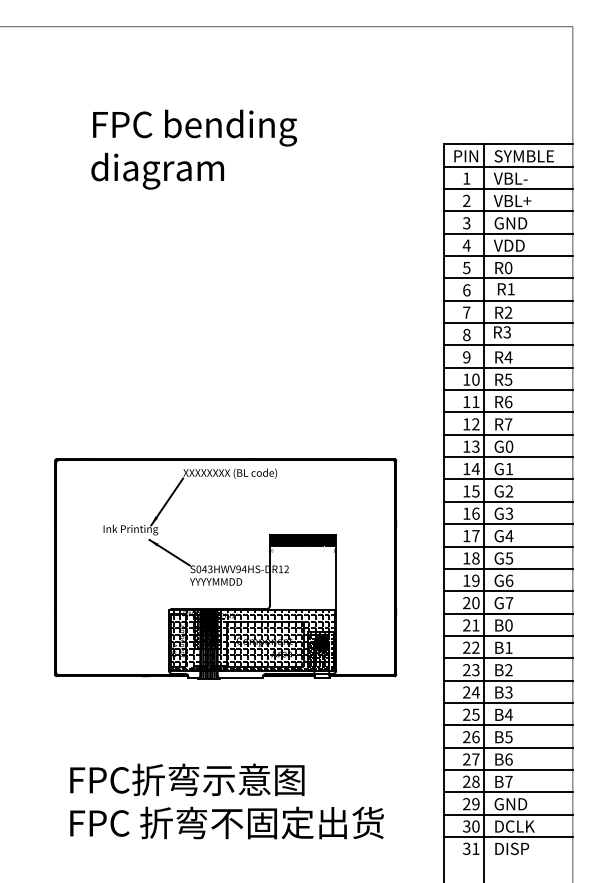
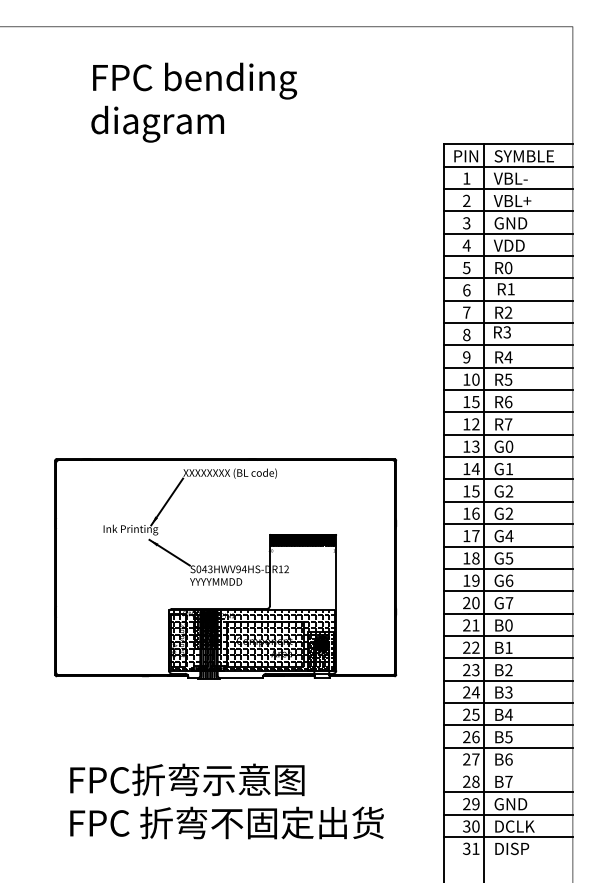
text position: (194, 149) -> (194, 102) (194, 102)
text: 11 -> 15 (475, 402)
text: G3 -> G2 (509, 513)
line: present -> none (508, 769)
